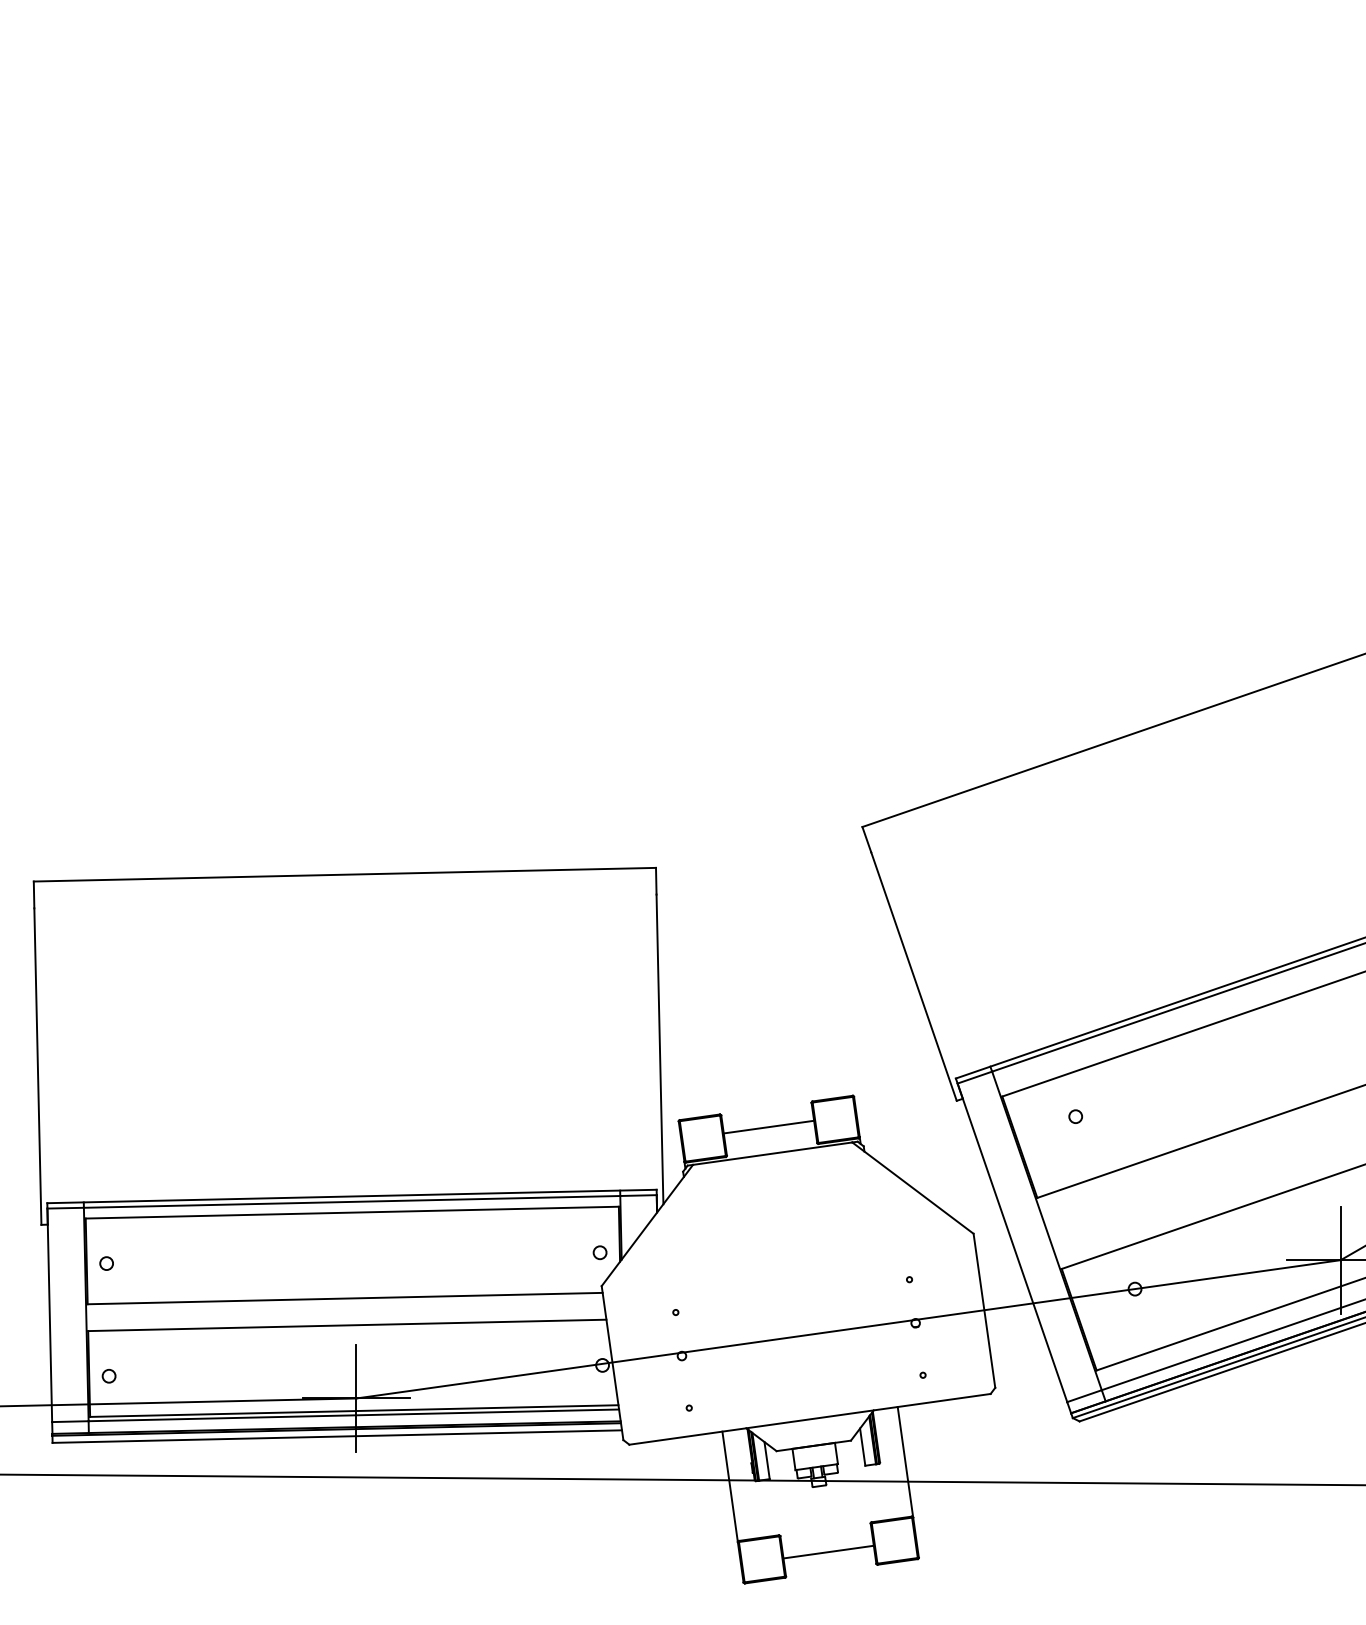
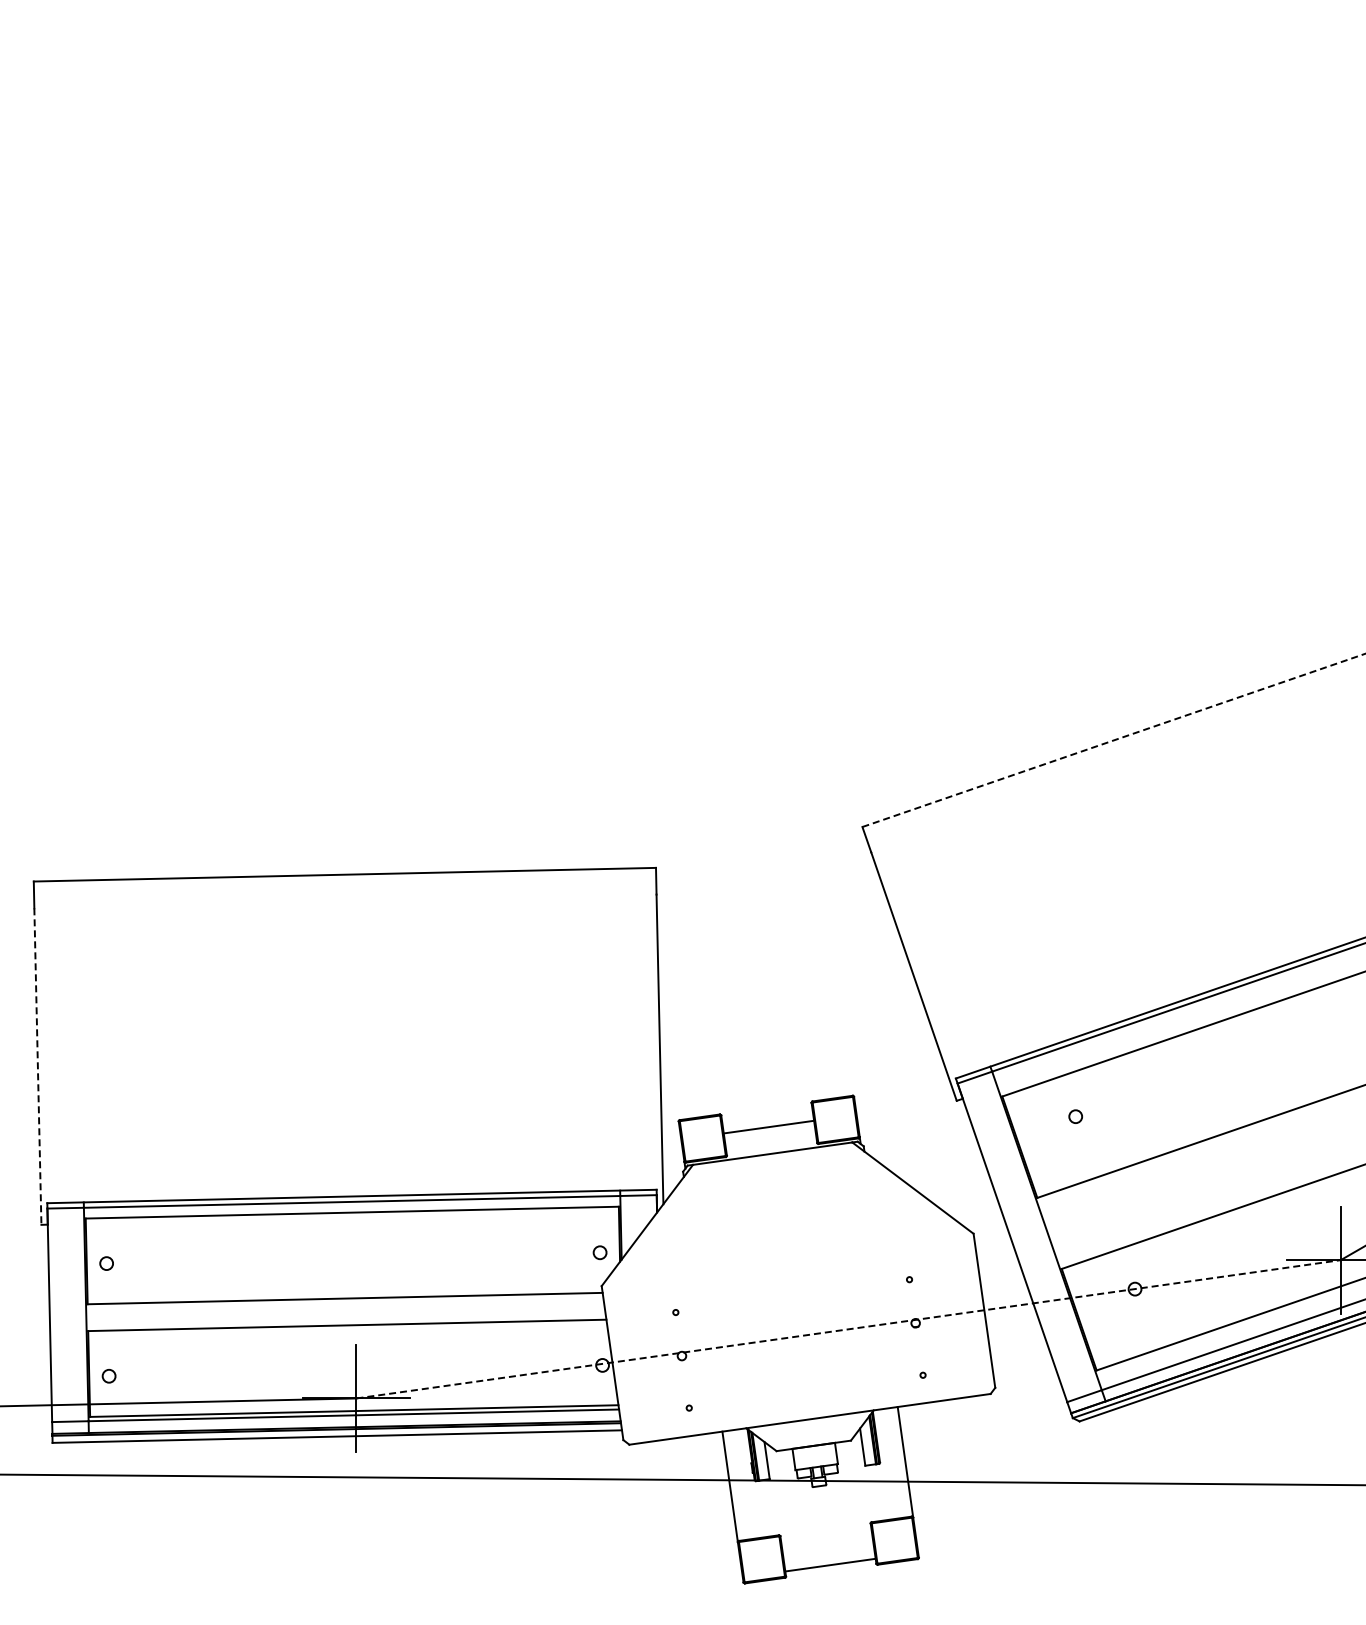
line: solid -> dashed (1114, 740)
line: solid -> dashed (37, 1067)
line: solid -> dashed (848, 1329)
line position: (828, 1551) -> (830, 1564) (830, 1564)
